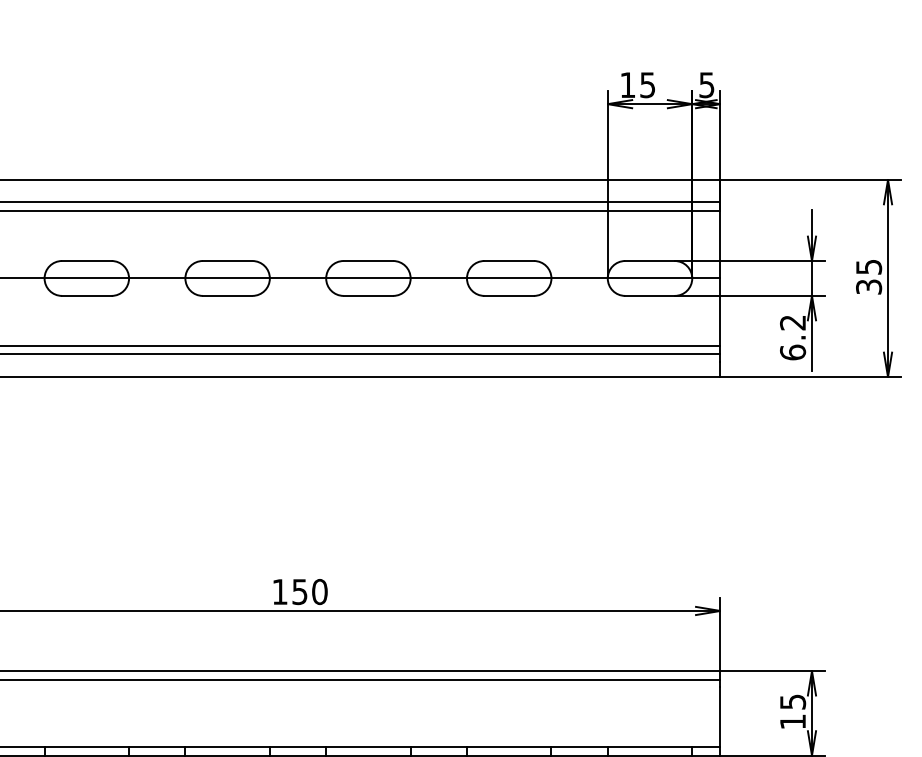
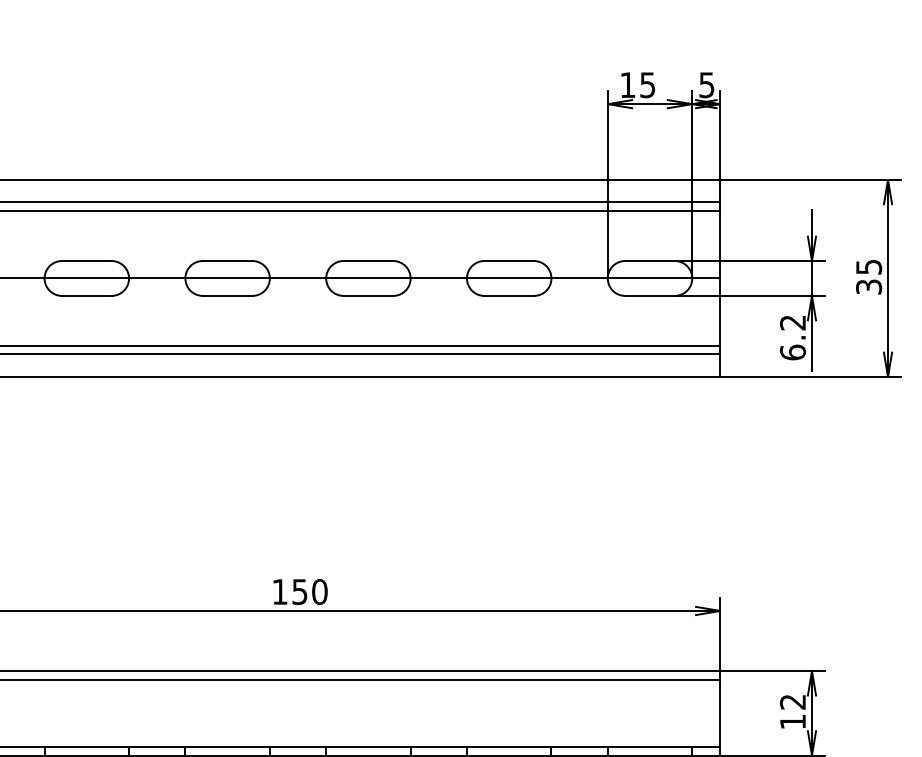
text: 15 -> 12 (793, 701)
